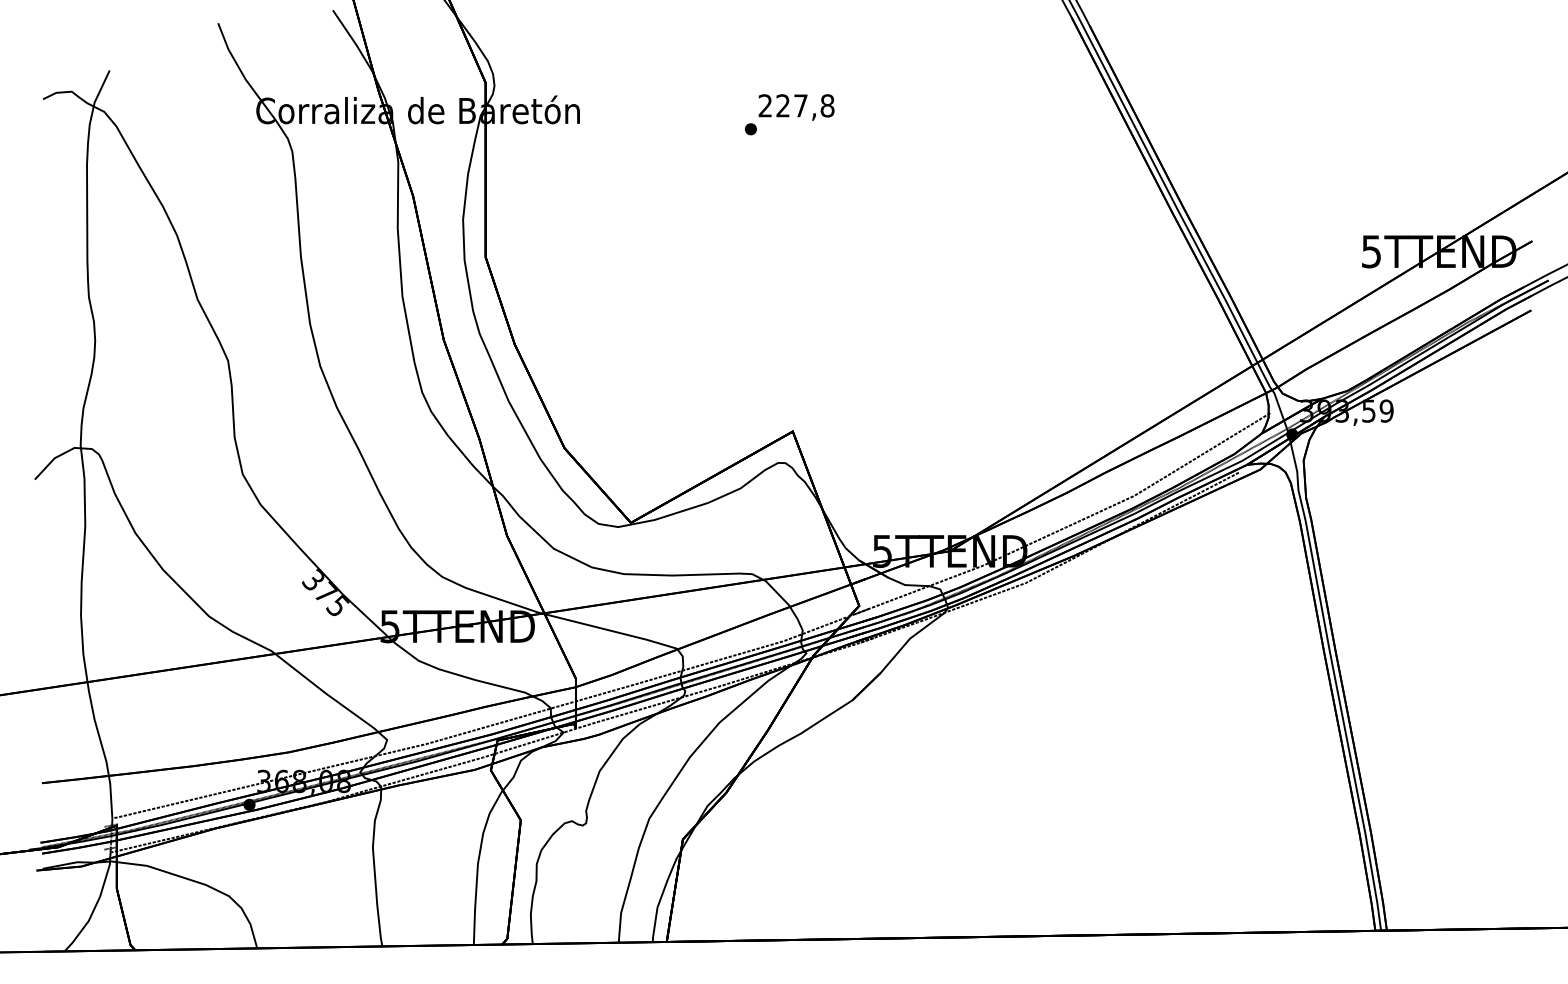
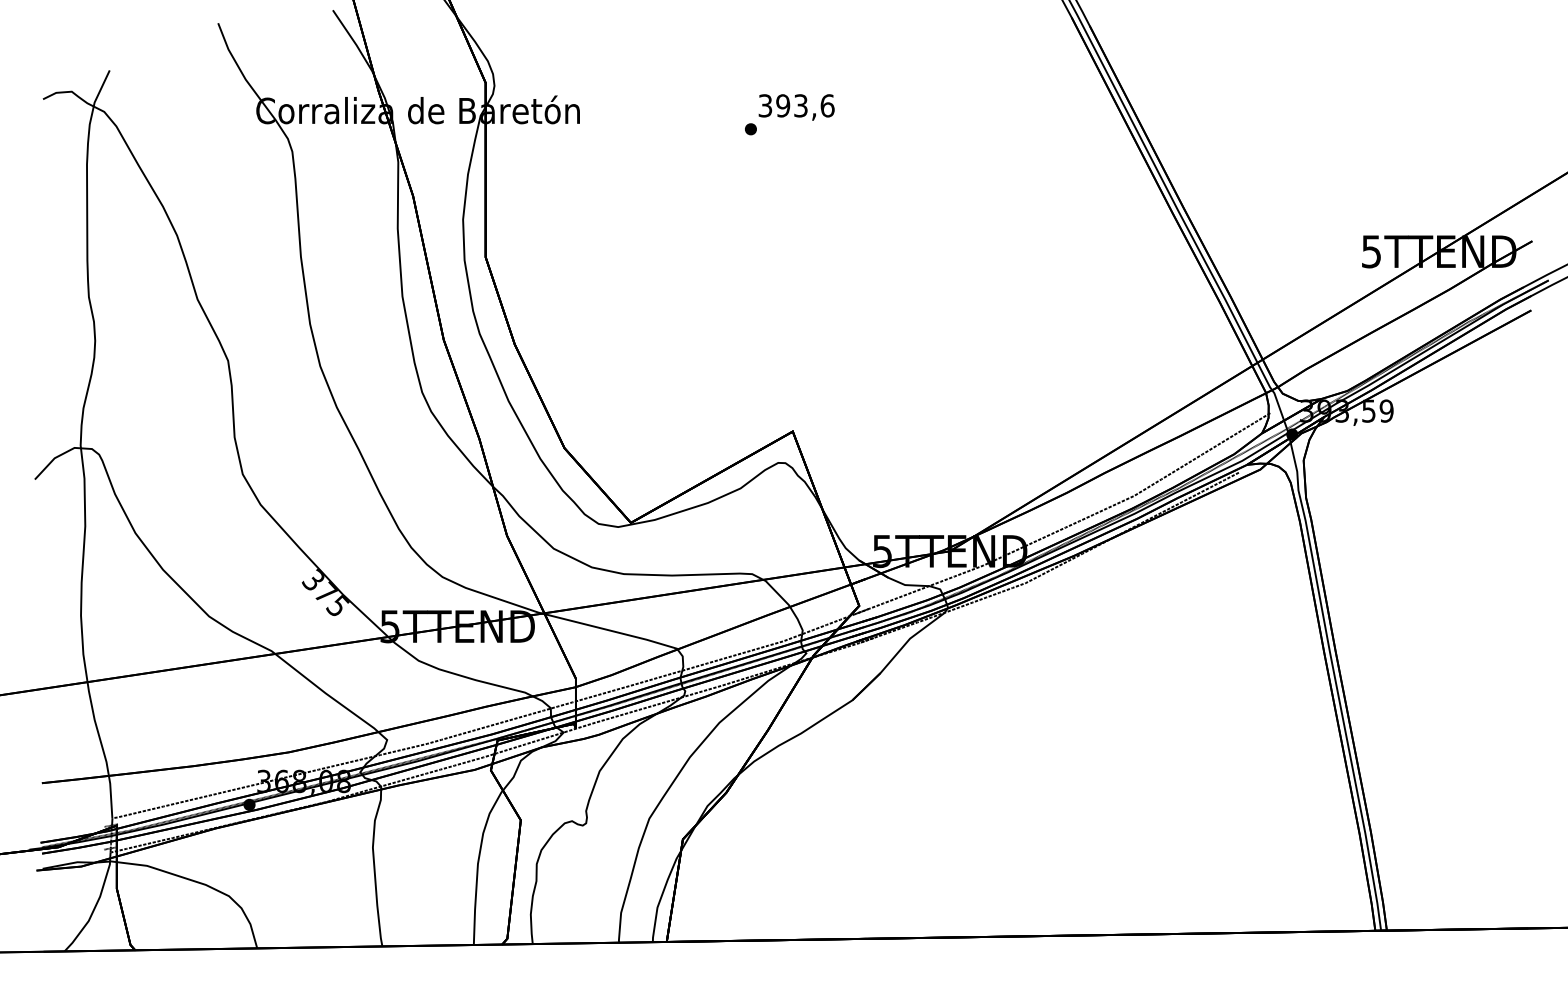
text: 227,8 -> 393,6 (796, 105)
